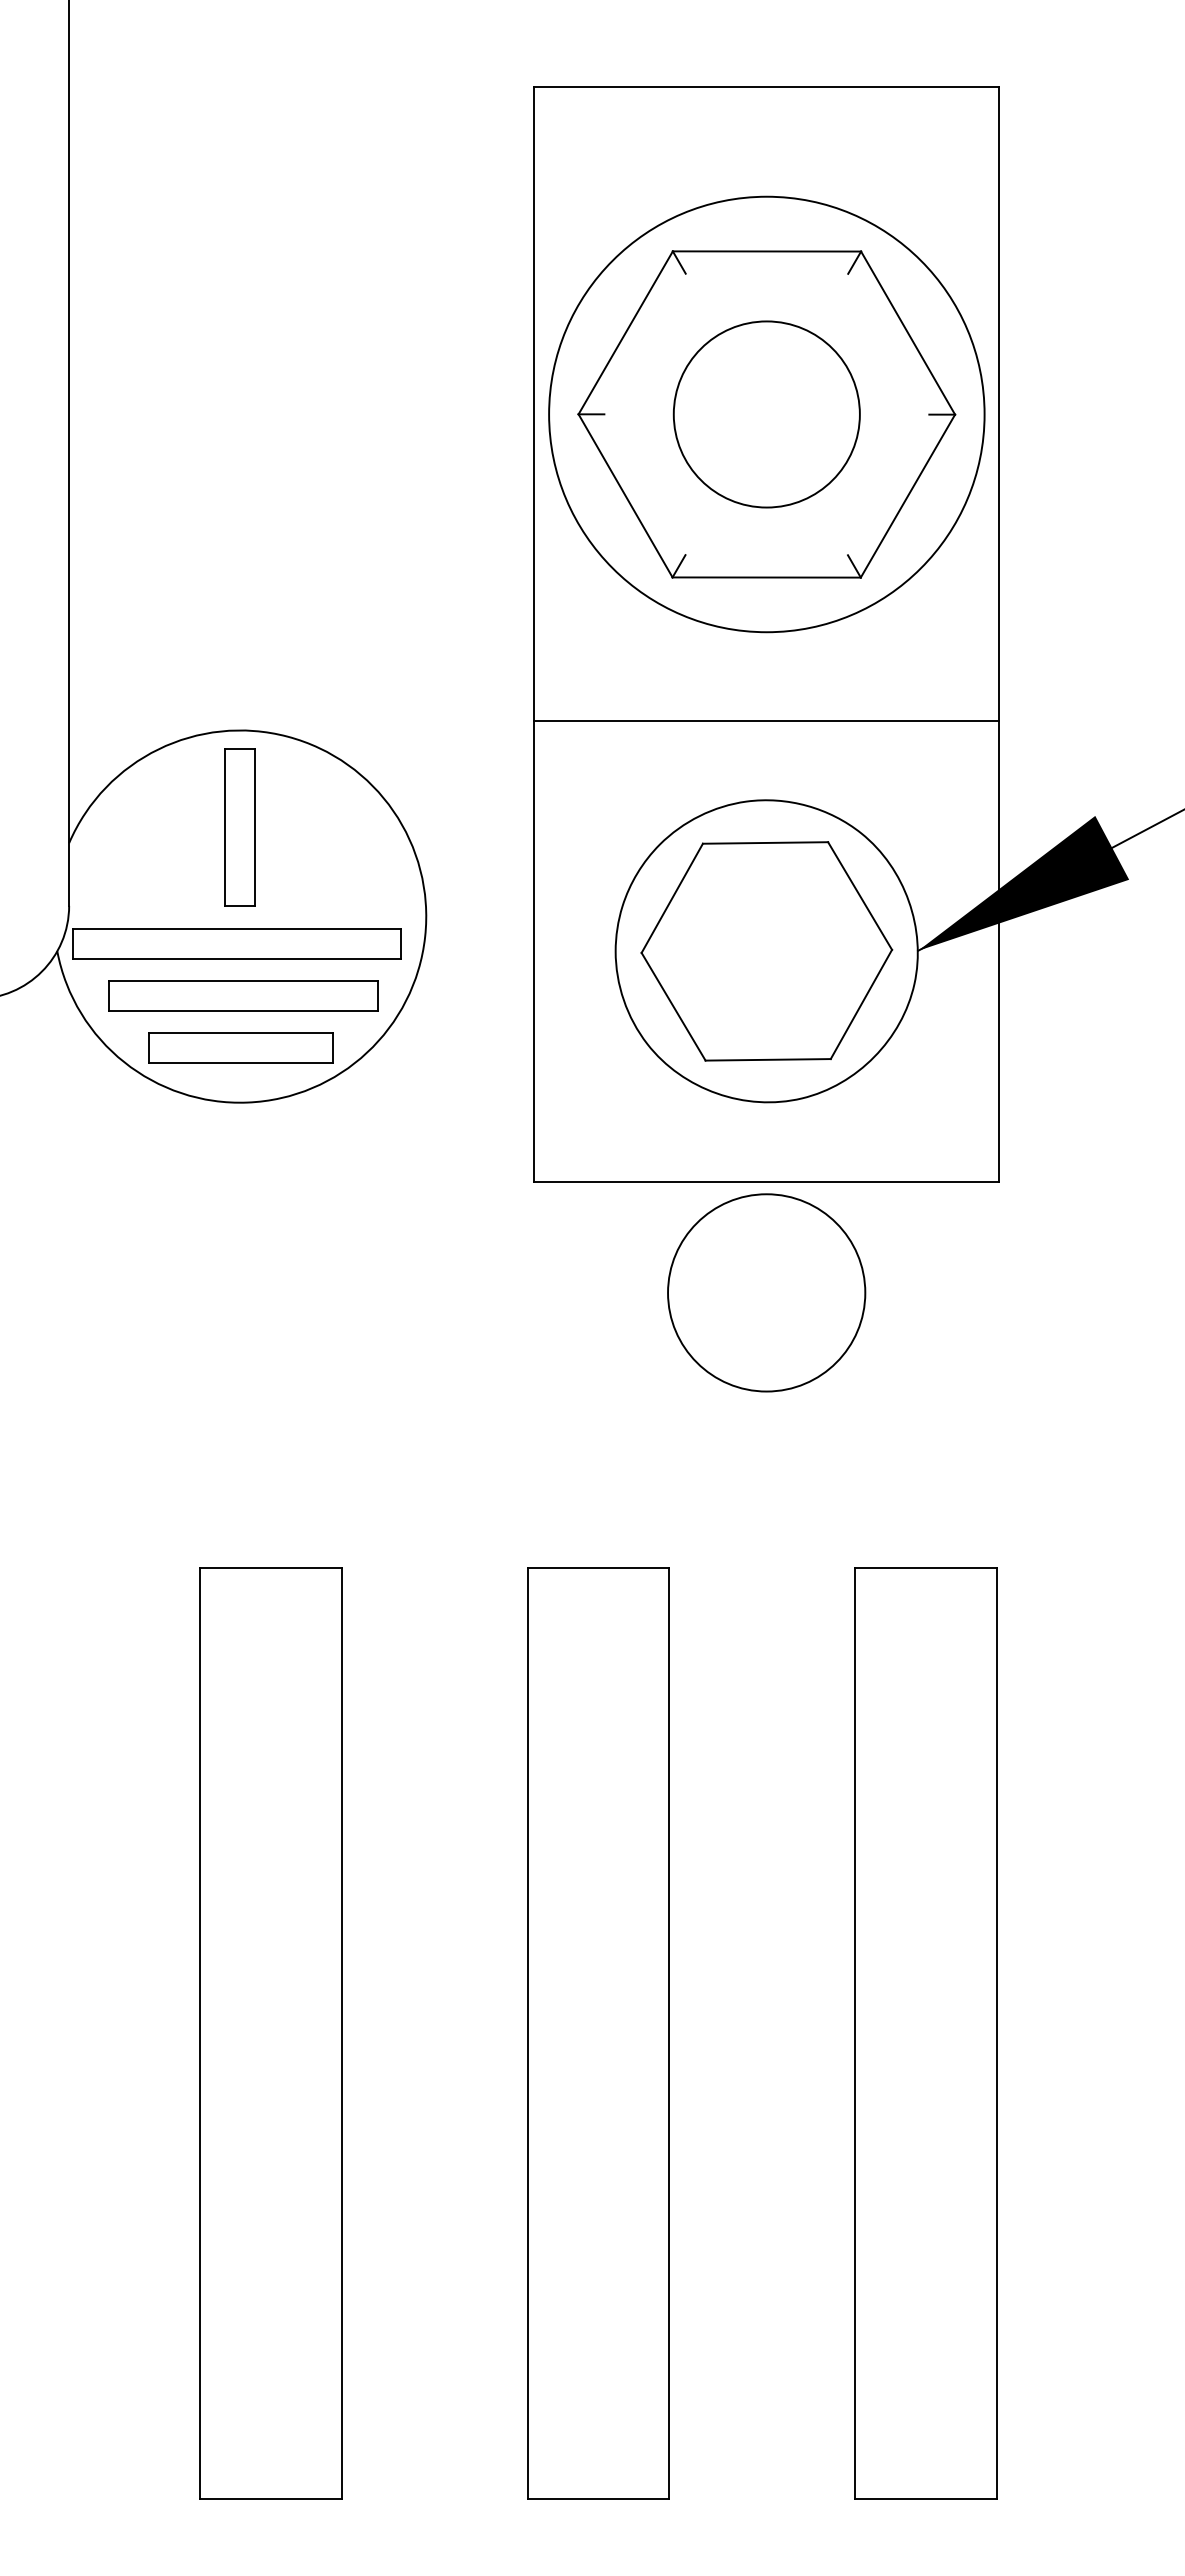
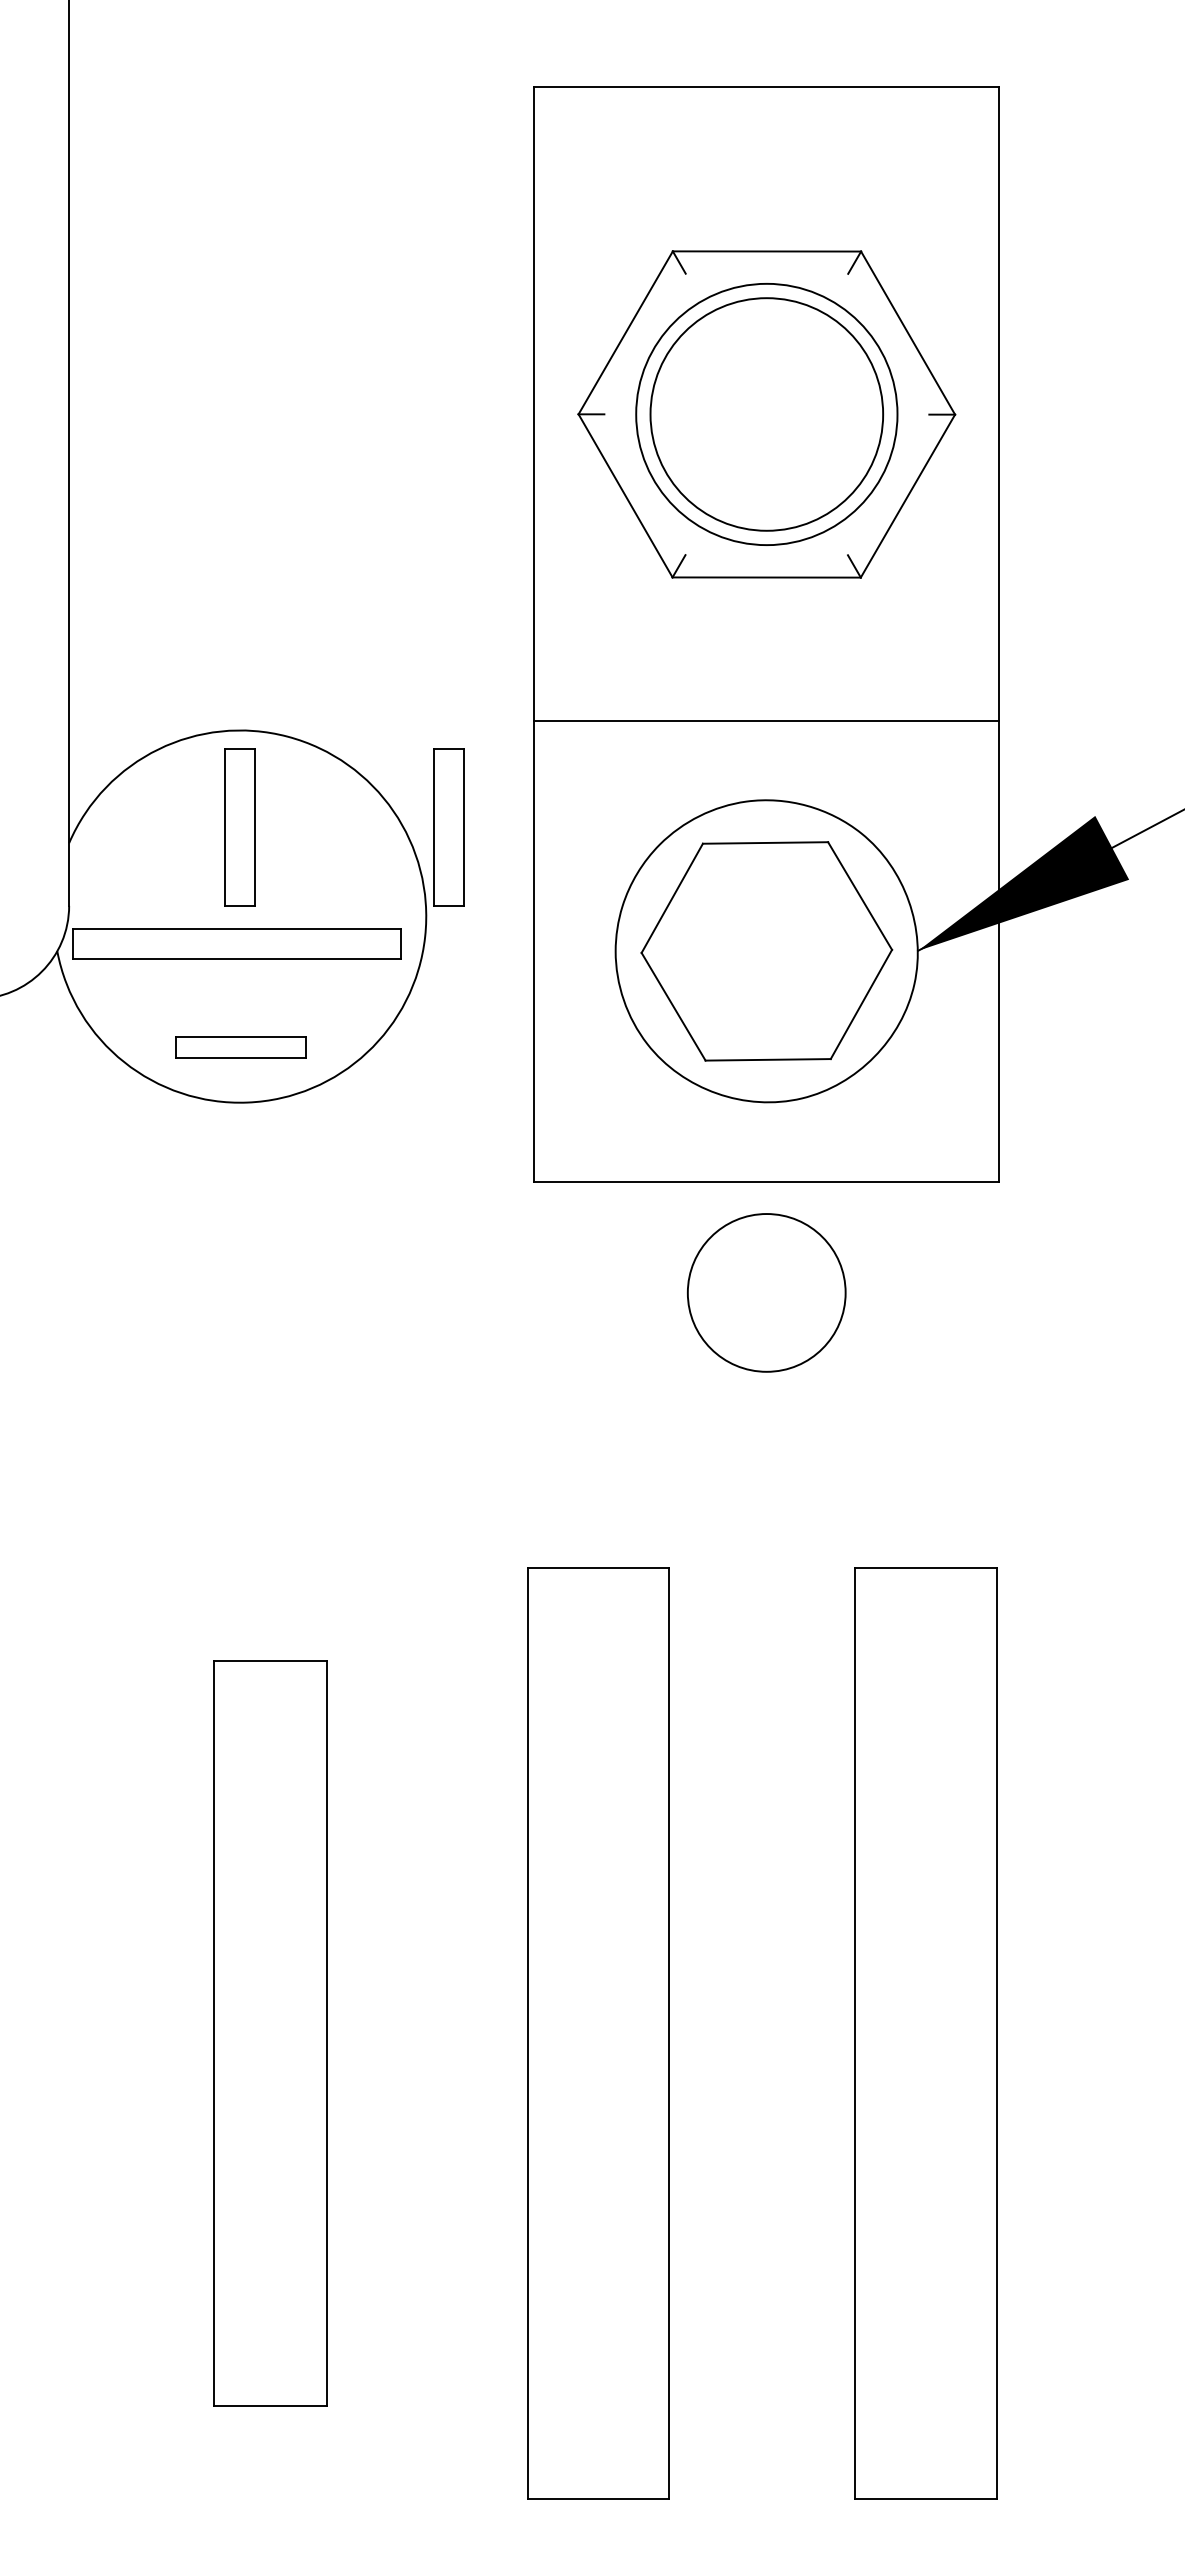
circle diameter: 186 px -> 233 px (766, 414)
circle diameter: 435 px -> 261 px (766, 414)
part: none -> present (448, 827)
part: present -> none (243, 995)
part size: 186x32 px -> 132x23 px (240, 1047)
circle size: 200x200 px -> 160x160 px (766, 1292)
part size: 144x933 px -> 115x747 px (270, 2033)
